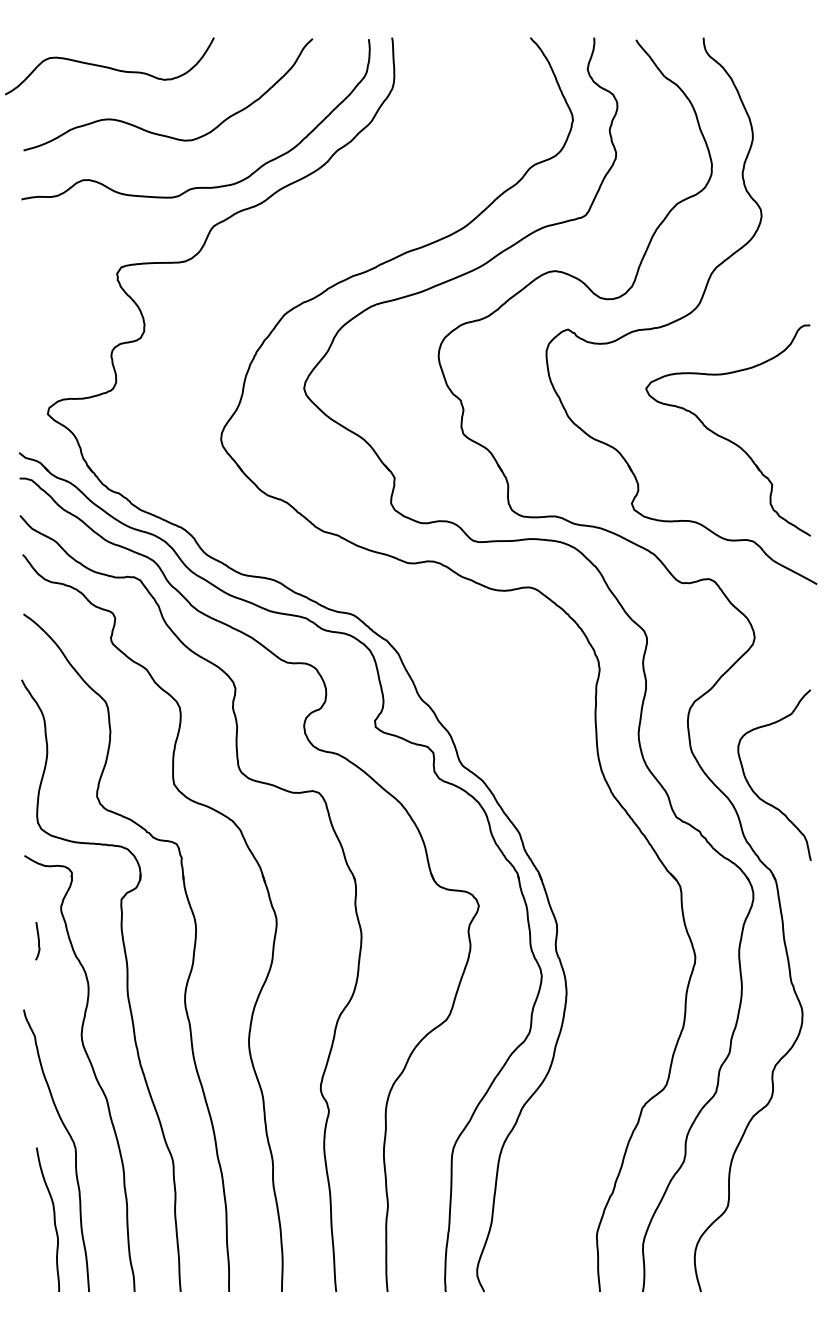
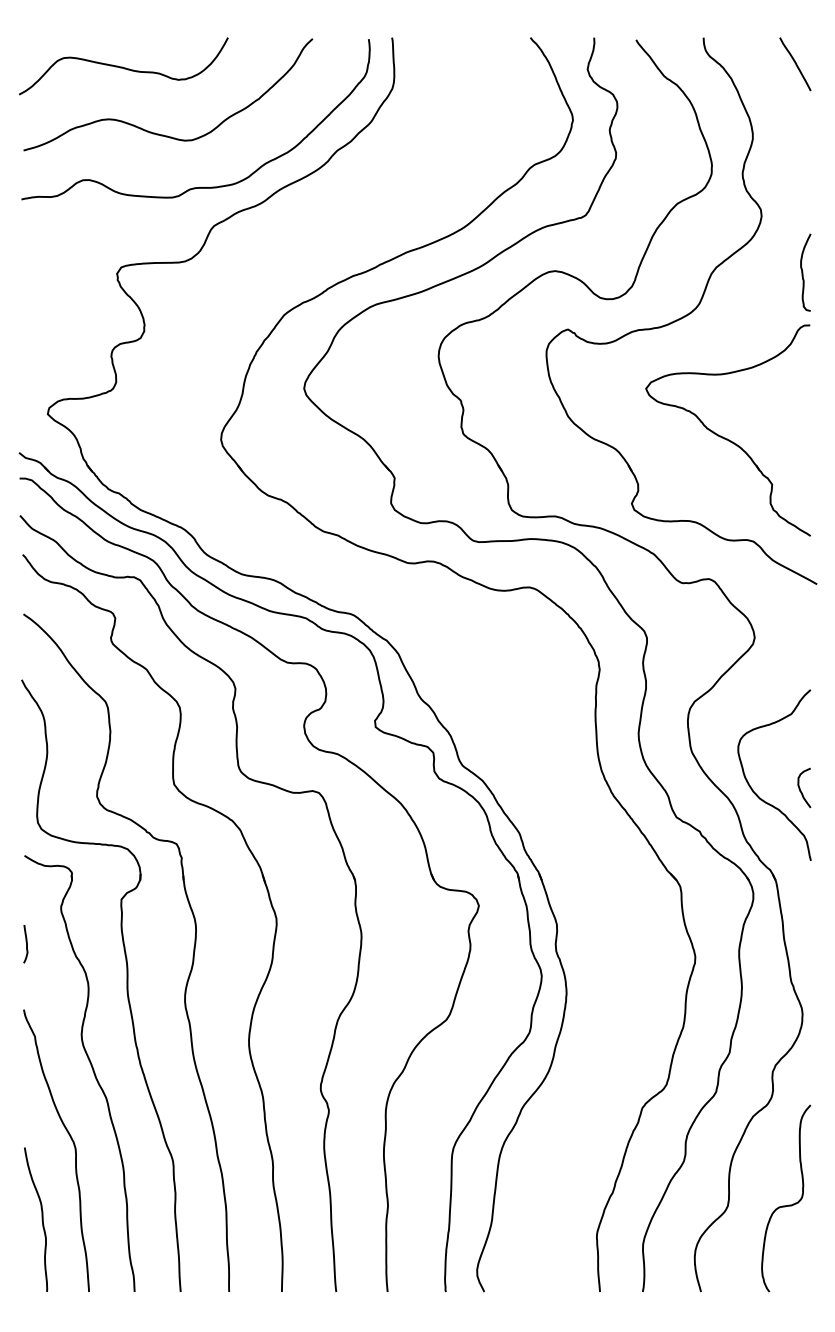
curve: none -> present (795, 64)
curve position: (108, 66) -> (122, 66) (122, 66)
curve: none -> present (803, 272)
curve: none -> present (800, 787)
curve position: (38, 941) -> (26, 944) (26, 944)
curve: none -> present (788, 1204)
curve position: (53, 1219) -> (41, 1219) (41, 1219)
